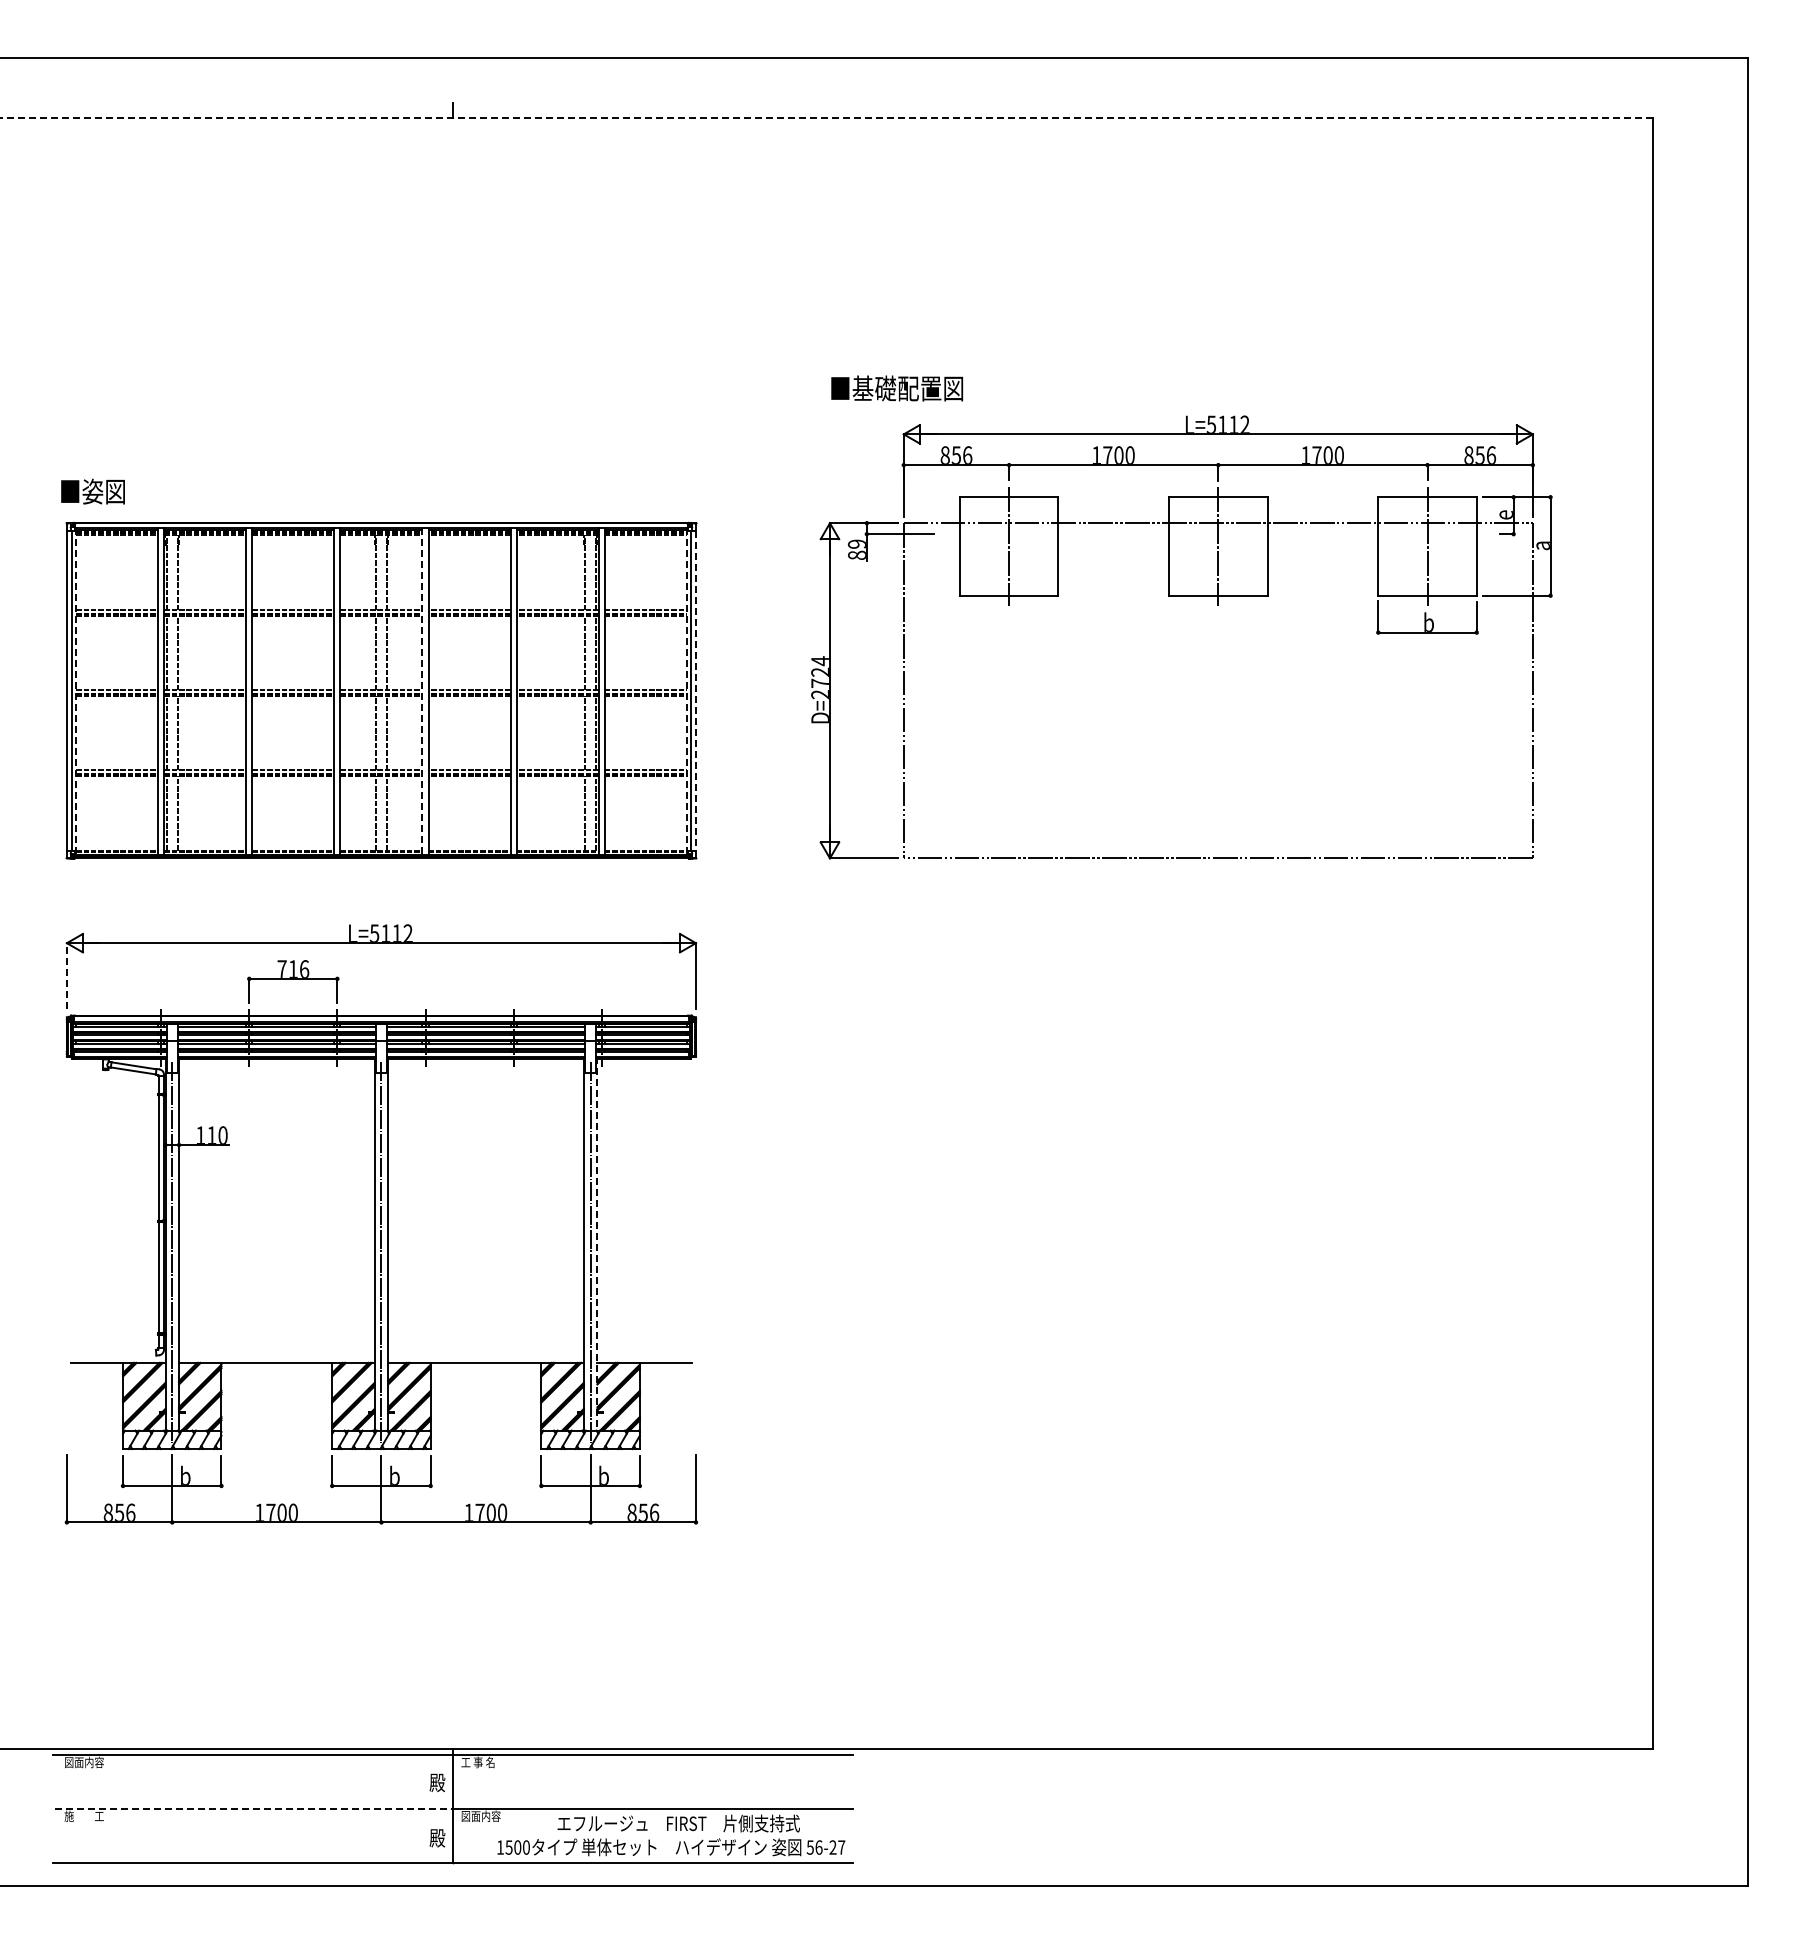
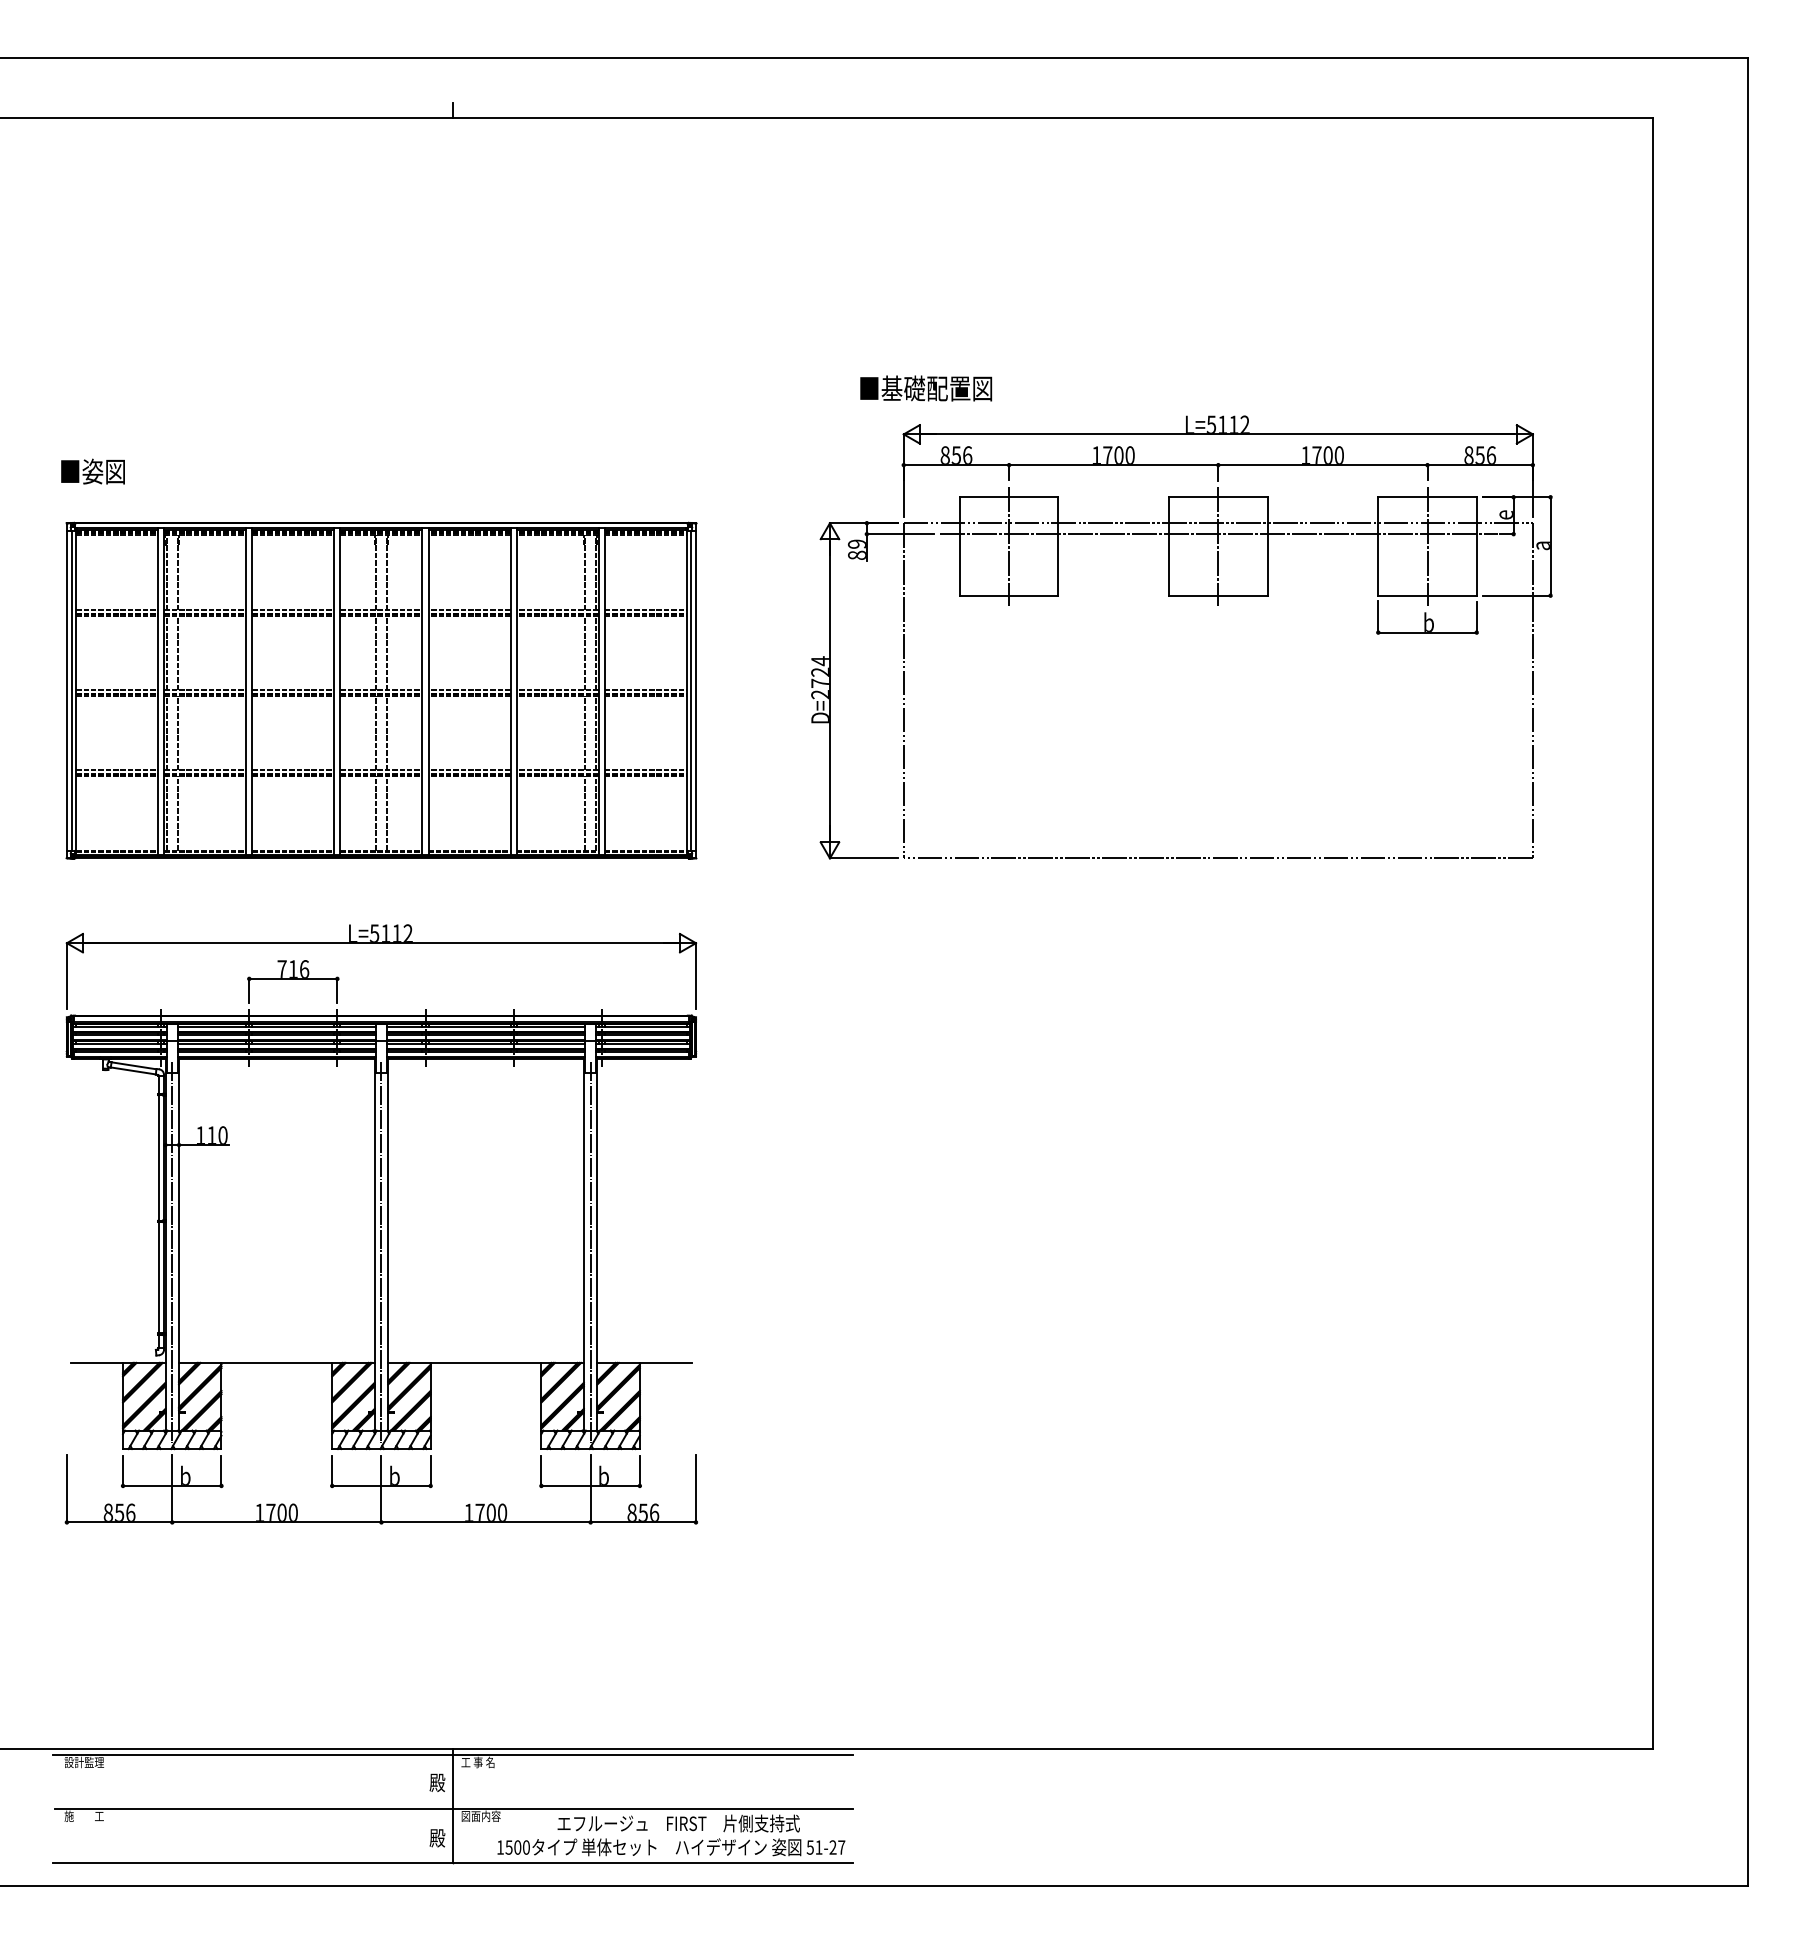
line: dashed -> solid (826, 118)
text position: (897, 388) -> (926, 388) (926, 388)
text position: (92, 491) -> (92, 471) (92, 471)
line: none -> present (1219, 534)
line: dashed -> solid (422, 691)
line: dashed -> solid (695, 691)
line: dashed -> solid (76, 692)
line: dashed -> solid (686, 692)
line: dashed -> solid (66, 975)
line: dashed -> solid (597, 1243)
text: 図面内容 -> 設計監理 (84, 1762)
line: dashed -> solid (254, 1808)
text: 56-27 -> 51-27 (818, 1847)
